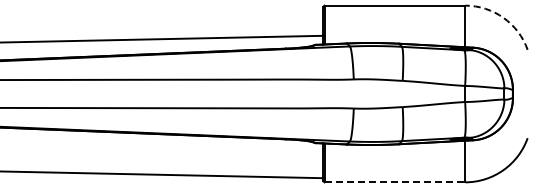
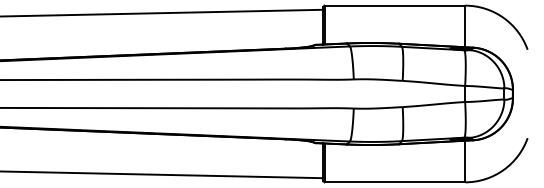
arc: dashed -> solid (503, 17)
line position: (163, 38) -> (162, 12) (162, 12)
line: dashed -> solid (395, 182)
